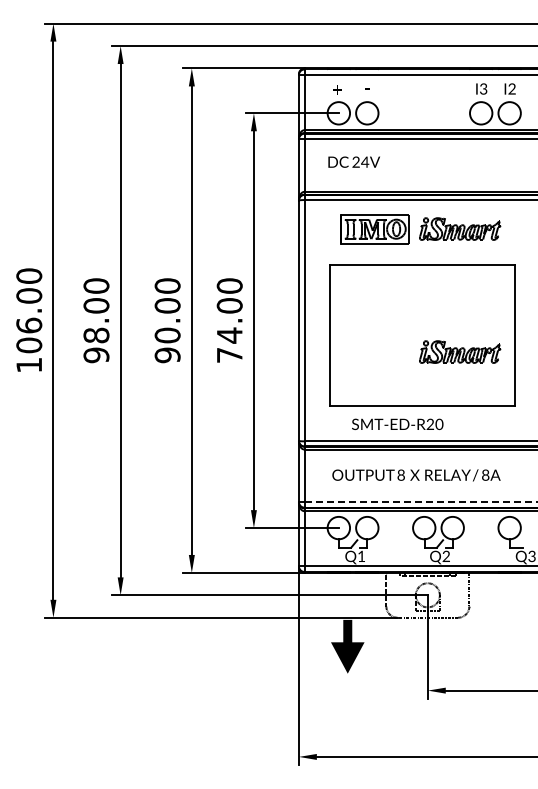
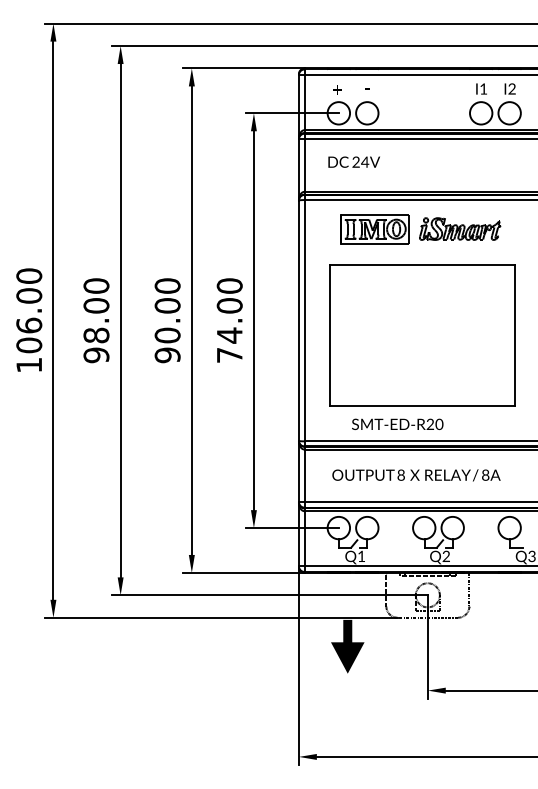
text: I3 -> I1 (483, 88)
part: present -> none (460, 351)
line: dashed -> solid (421, 502)
